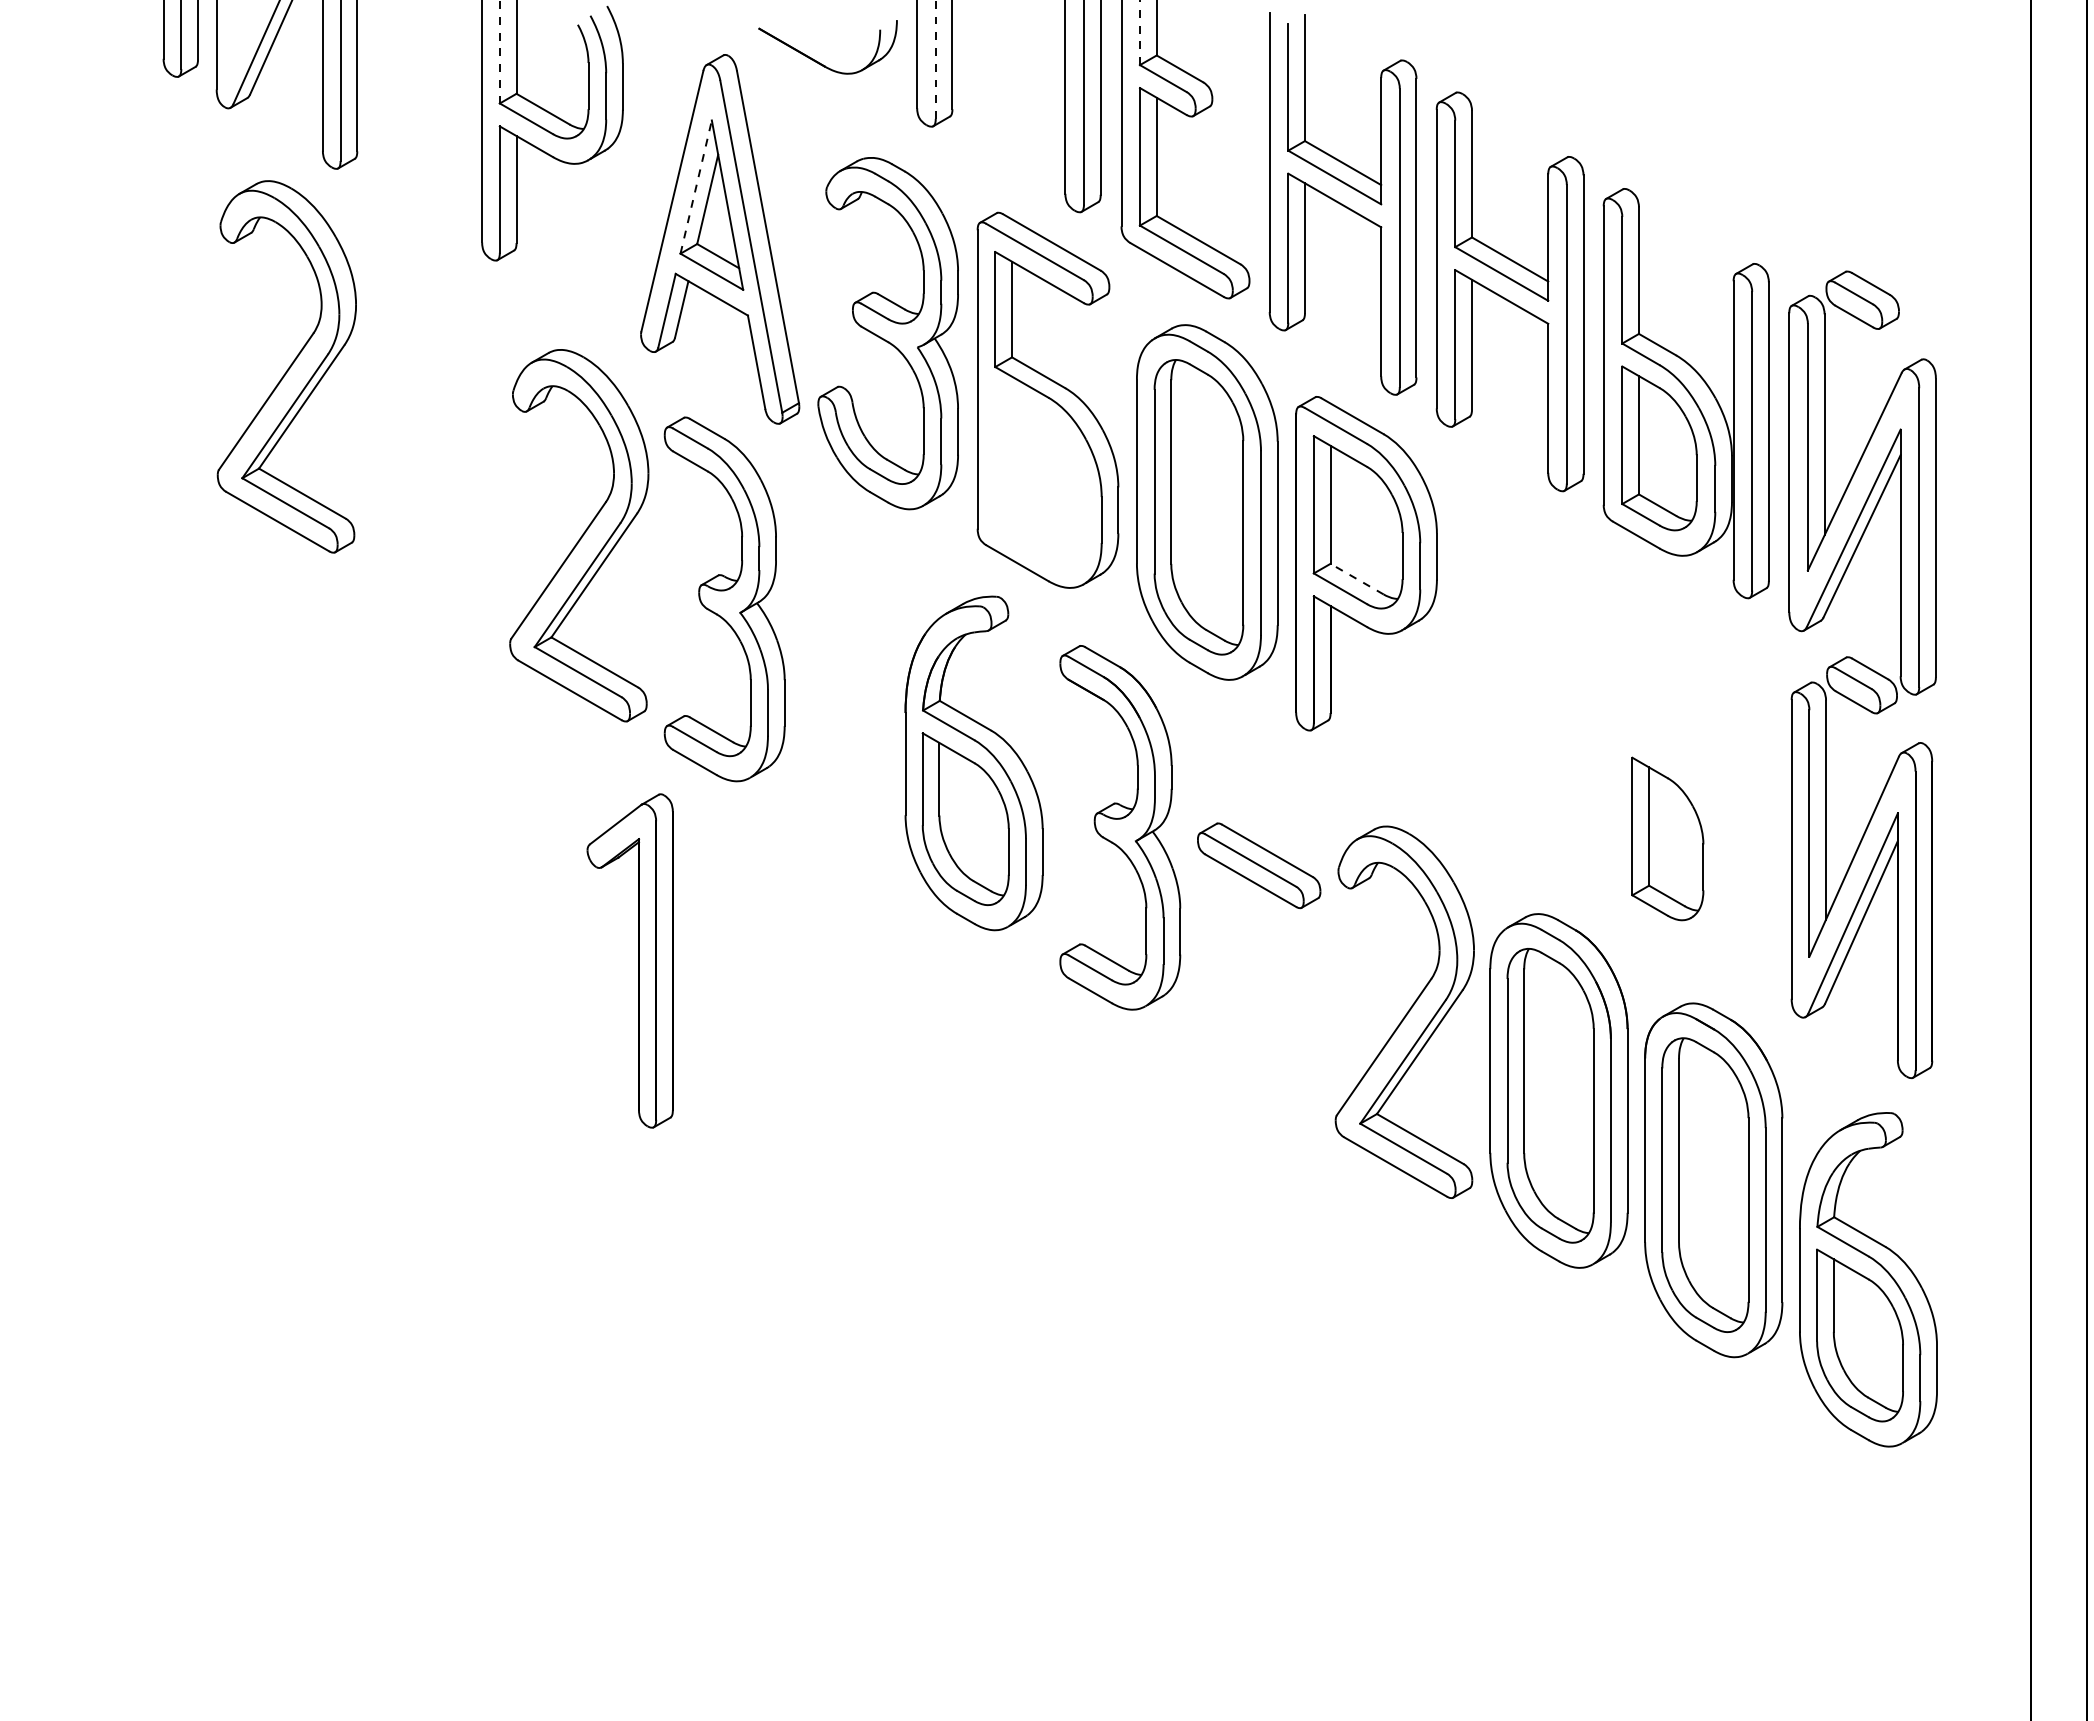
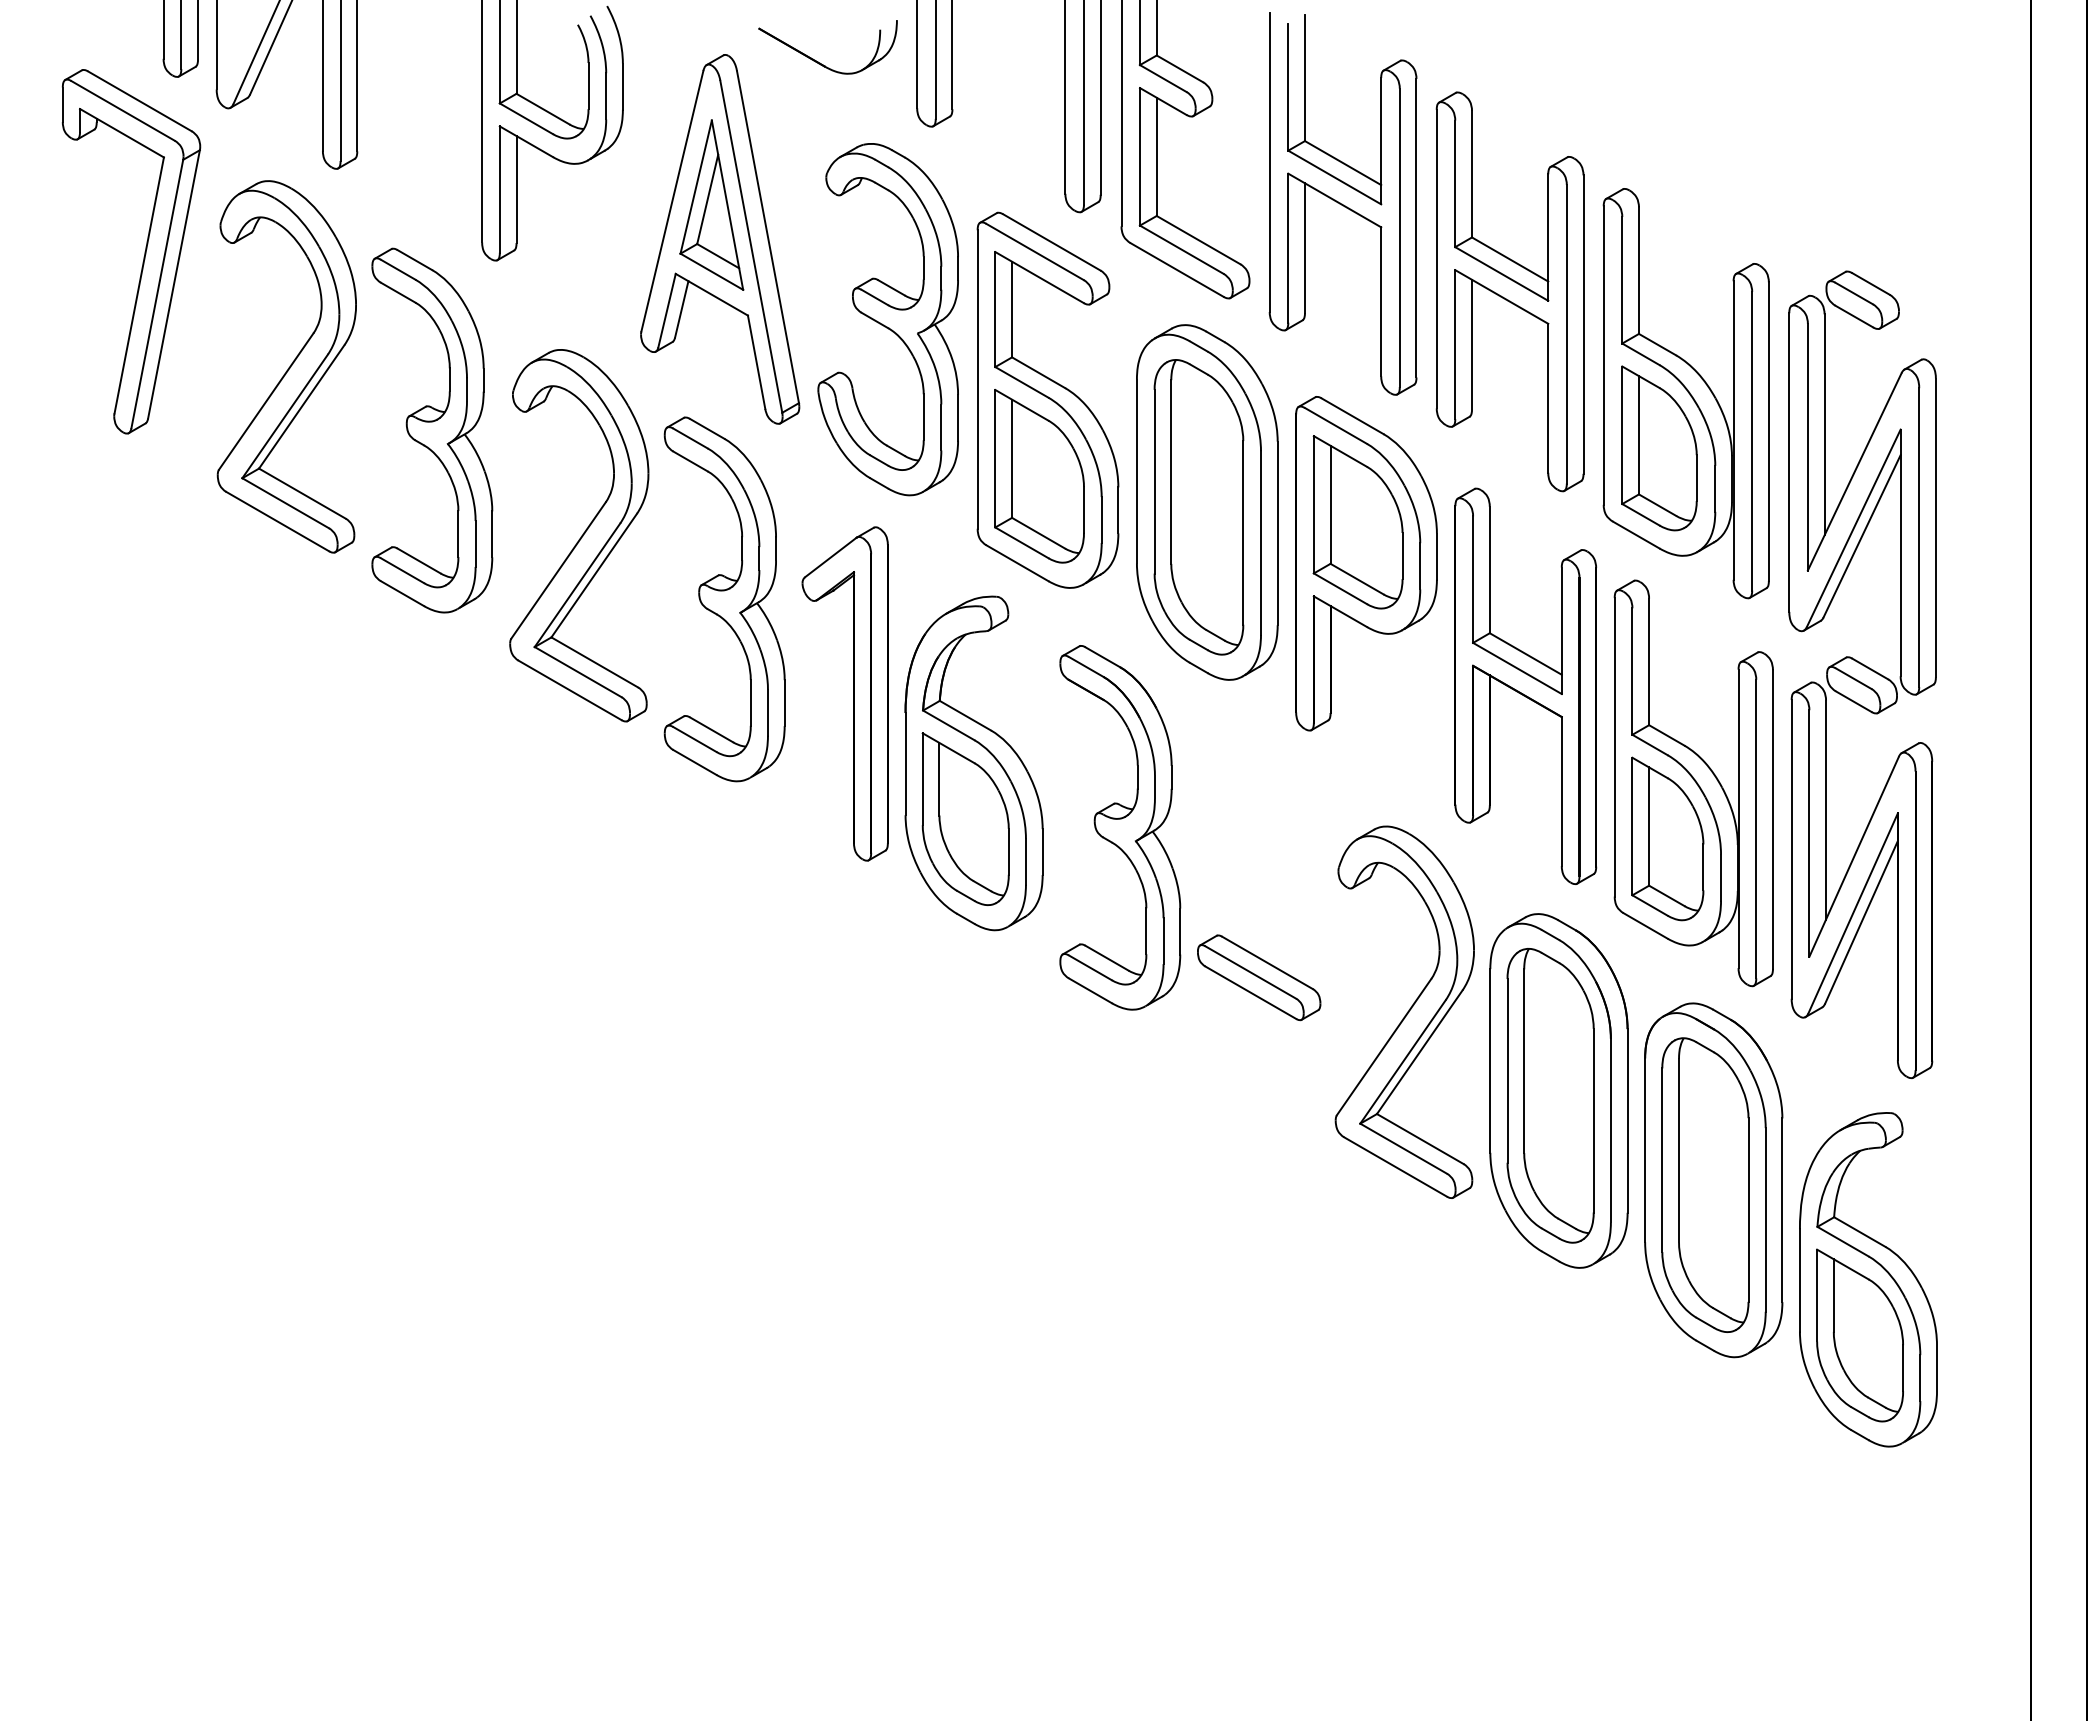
line: dashed -> solid (1139, 32)
line: dashed -> solid (499, 51)
line: dashed -> solid (935, 59)
line: dashed -> solid (696, 186)
part: none -> present (144, 251)
part position: (887, 333) -> (887, 319) (887, 319)
part: none -> present (432, 430)
part: none -> present (1039, 476)
line: dashed -> solid (1357, 579)
part: none -> present (1525, 685)
part: none -> present (1693, 783)
part position: (1259, 865) -> (1259, 977) (1259, 977)
part position: (638, 960) -> (853, 693) (853, 693)
